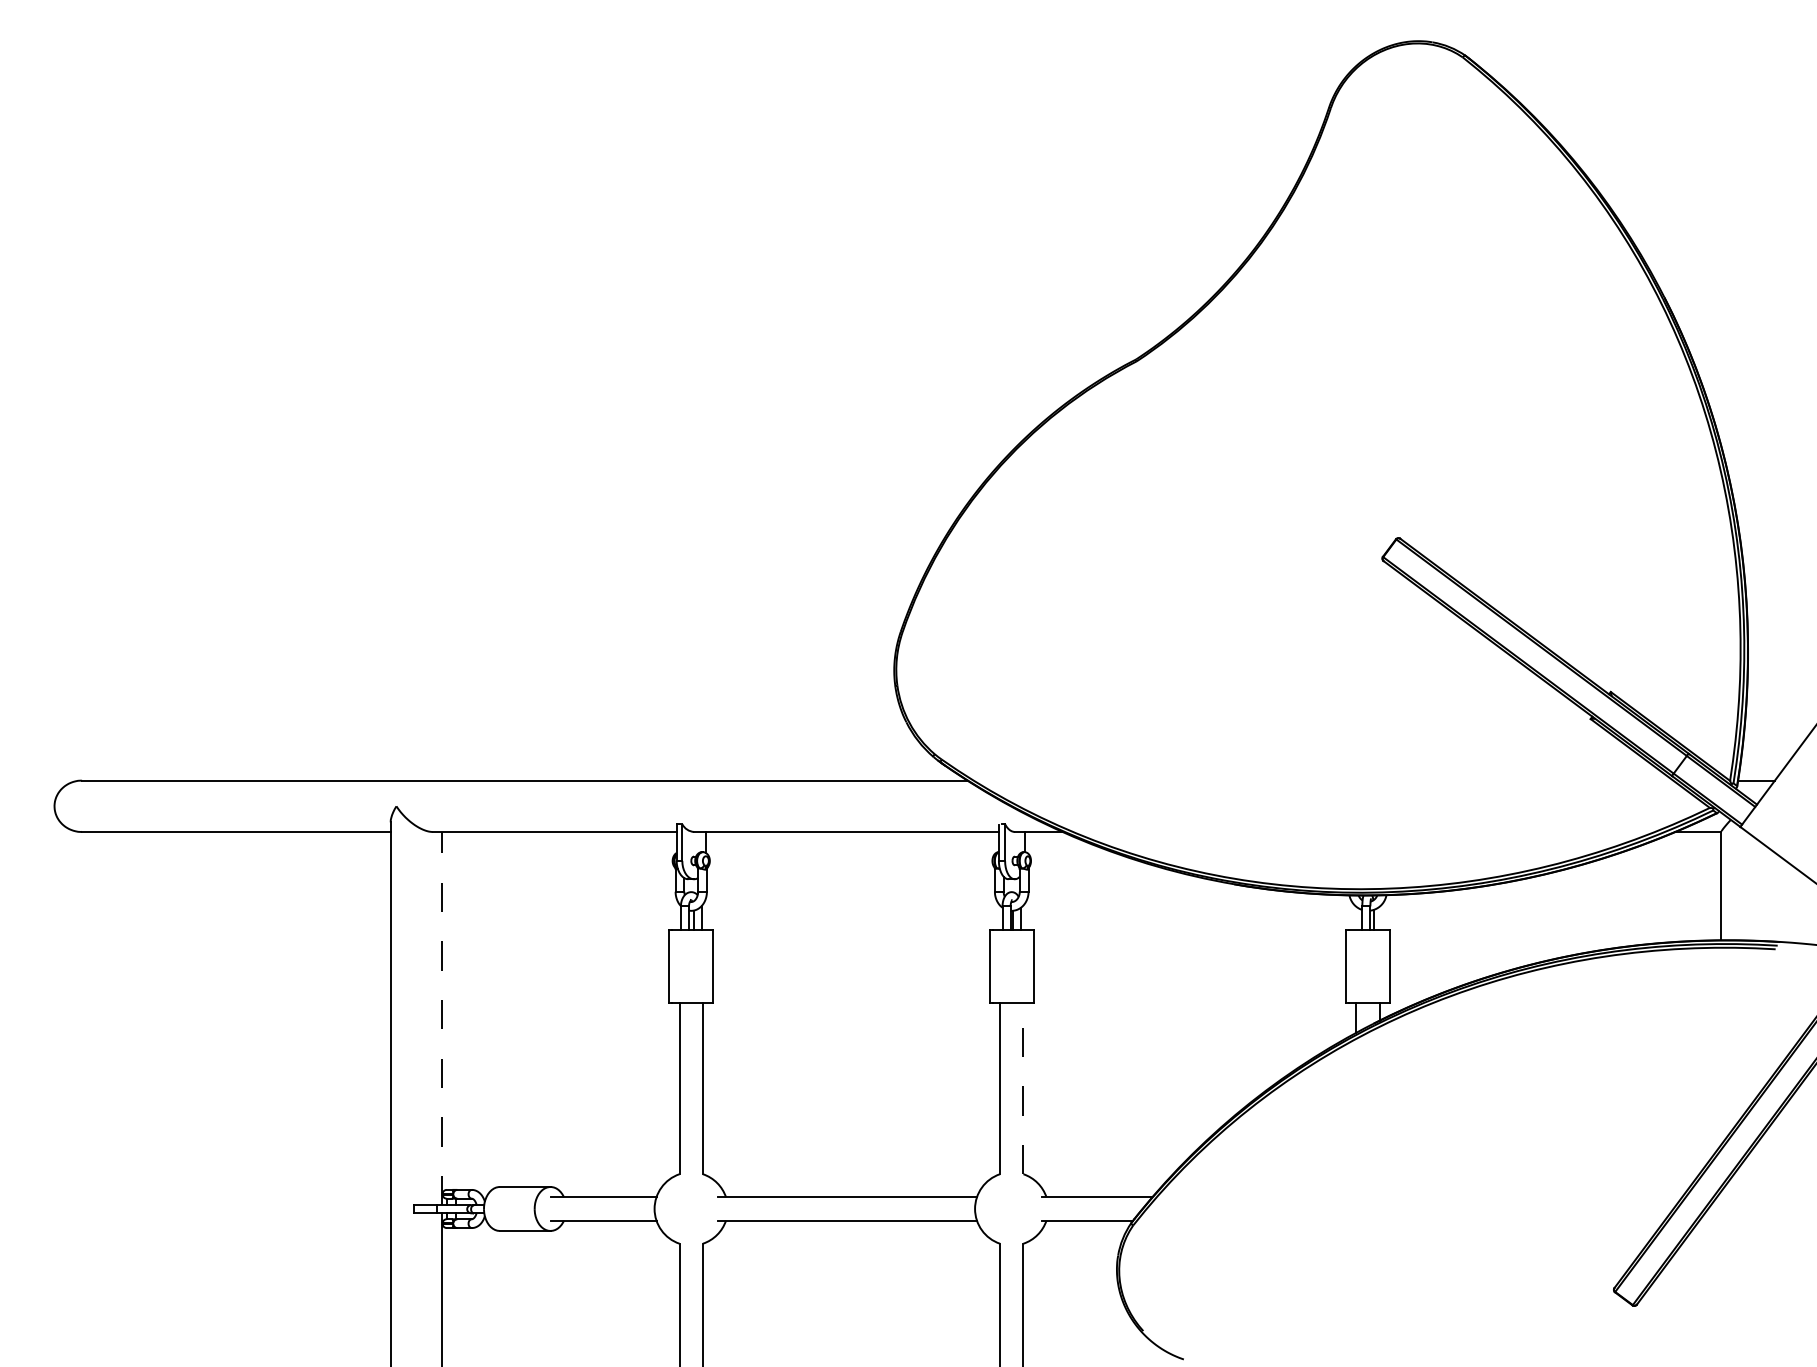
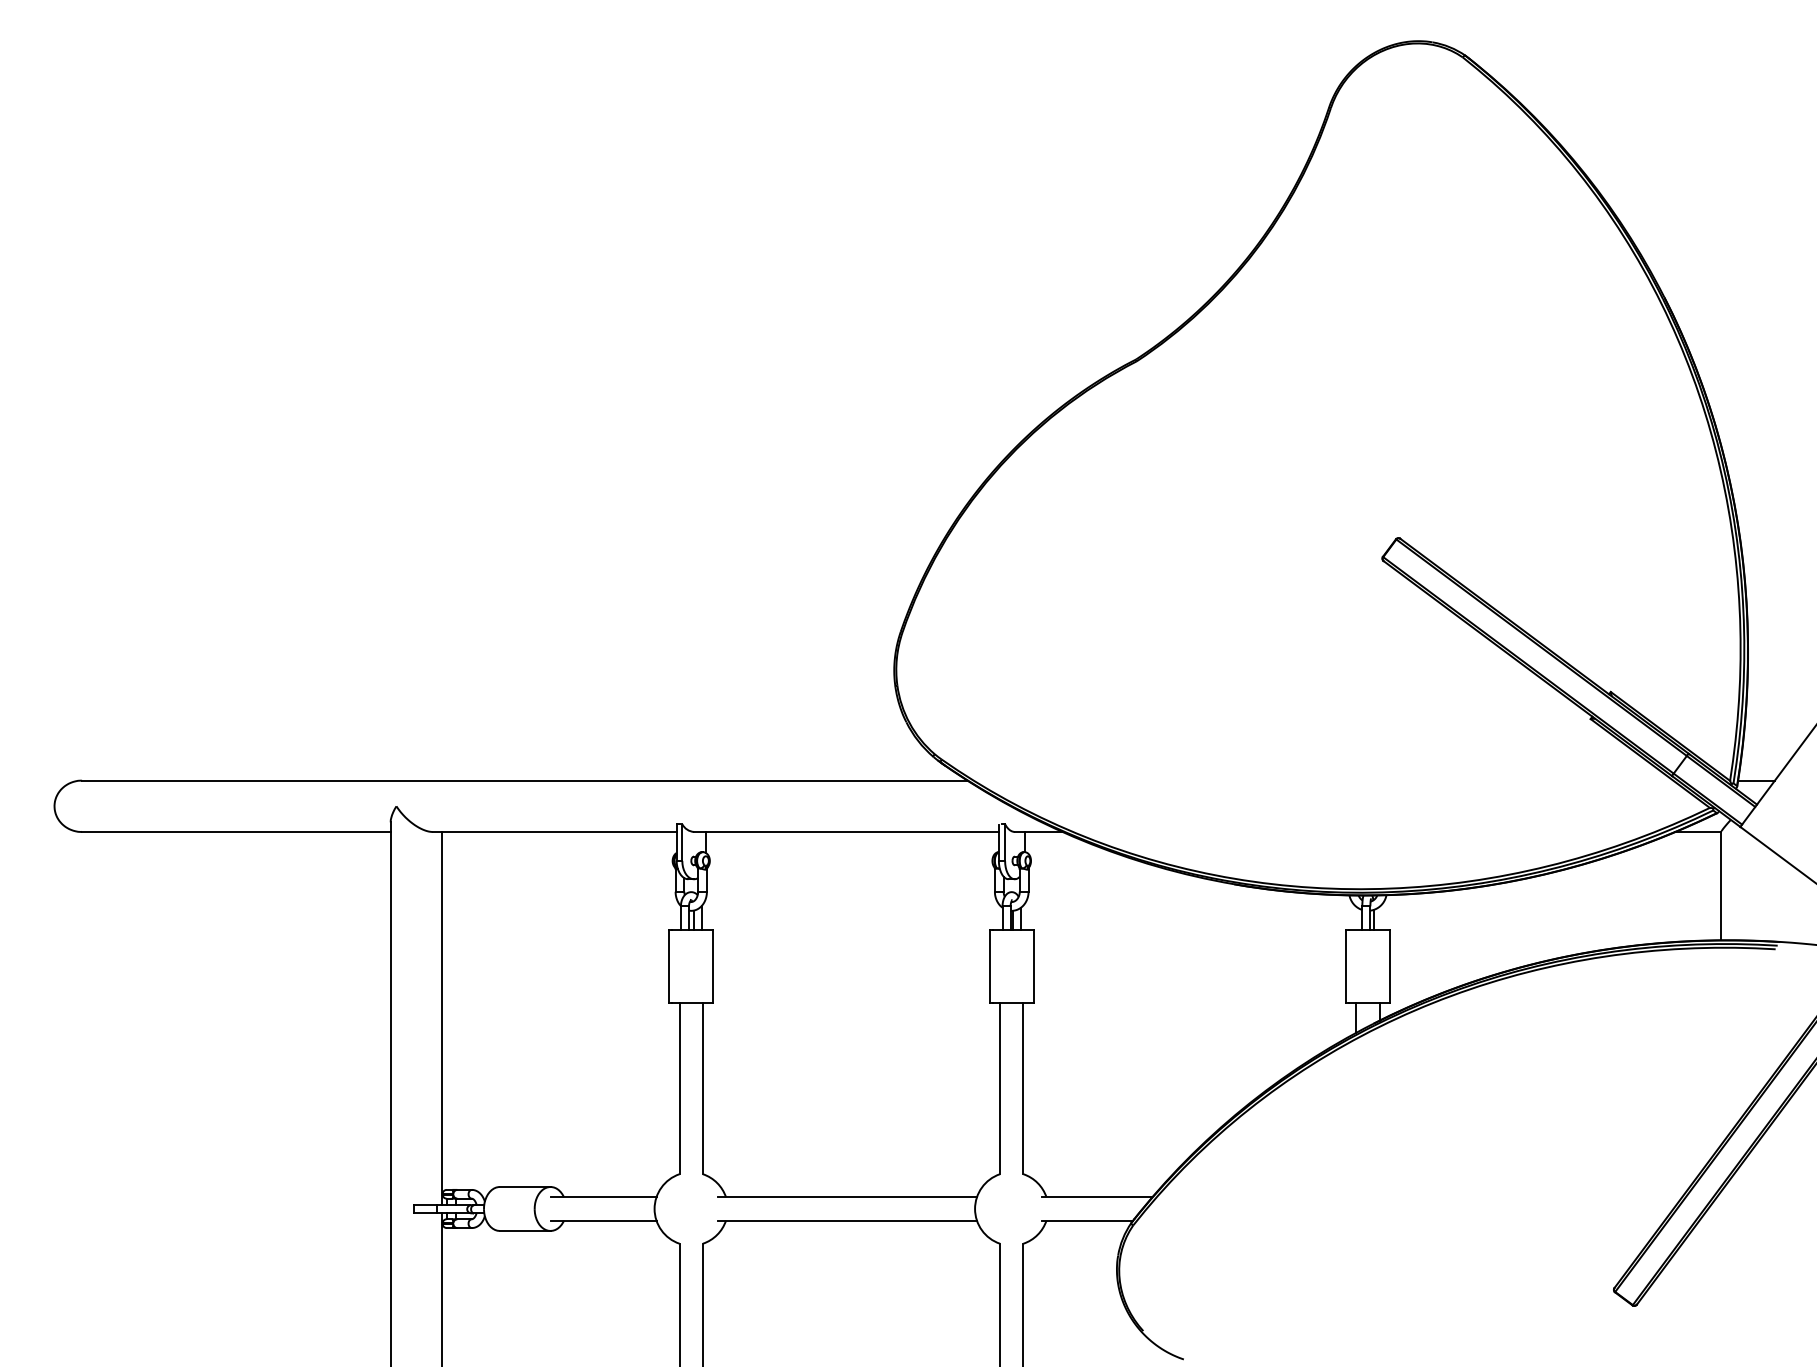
line: dashed -> solid (442, 1018)
line: dashed -> solid (1023, 1088)
